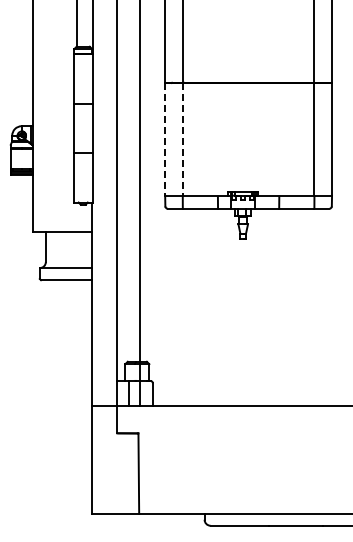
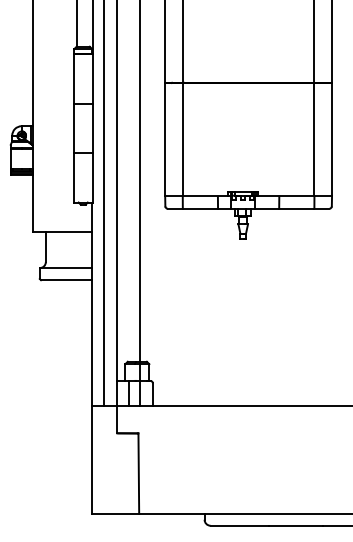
line: dashed -> solid (165, 139)
line: dashed -> solid (182, 139)
line: none -> present (104, 204)
